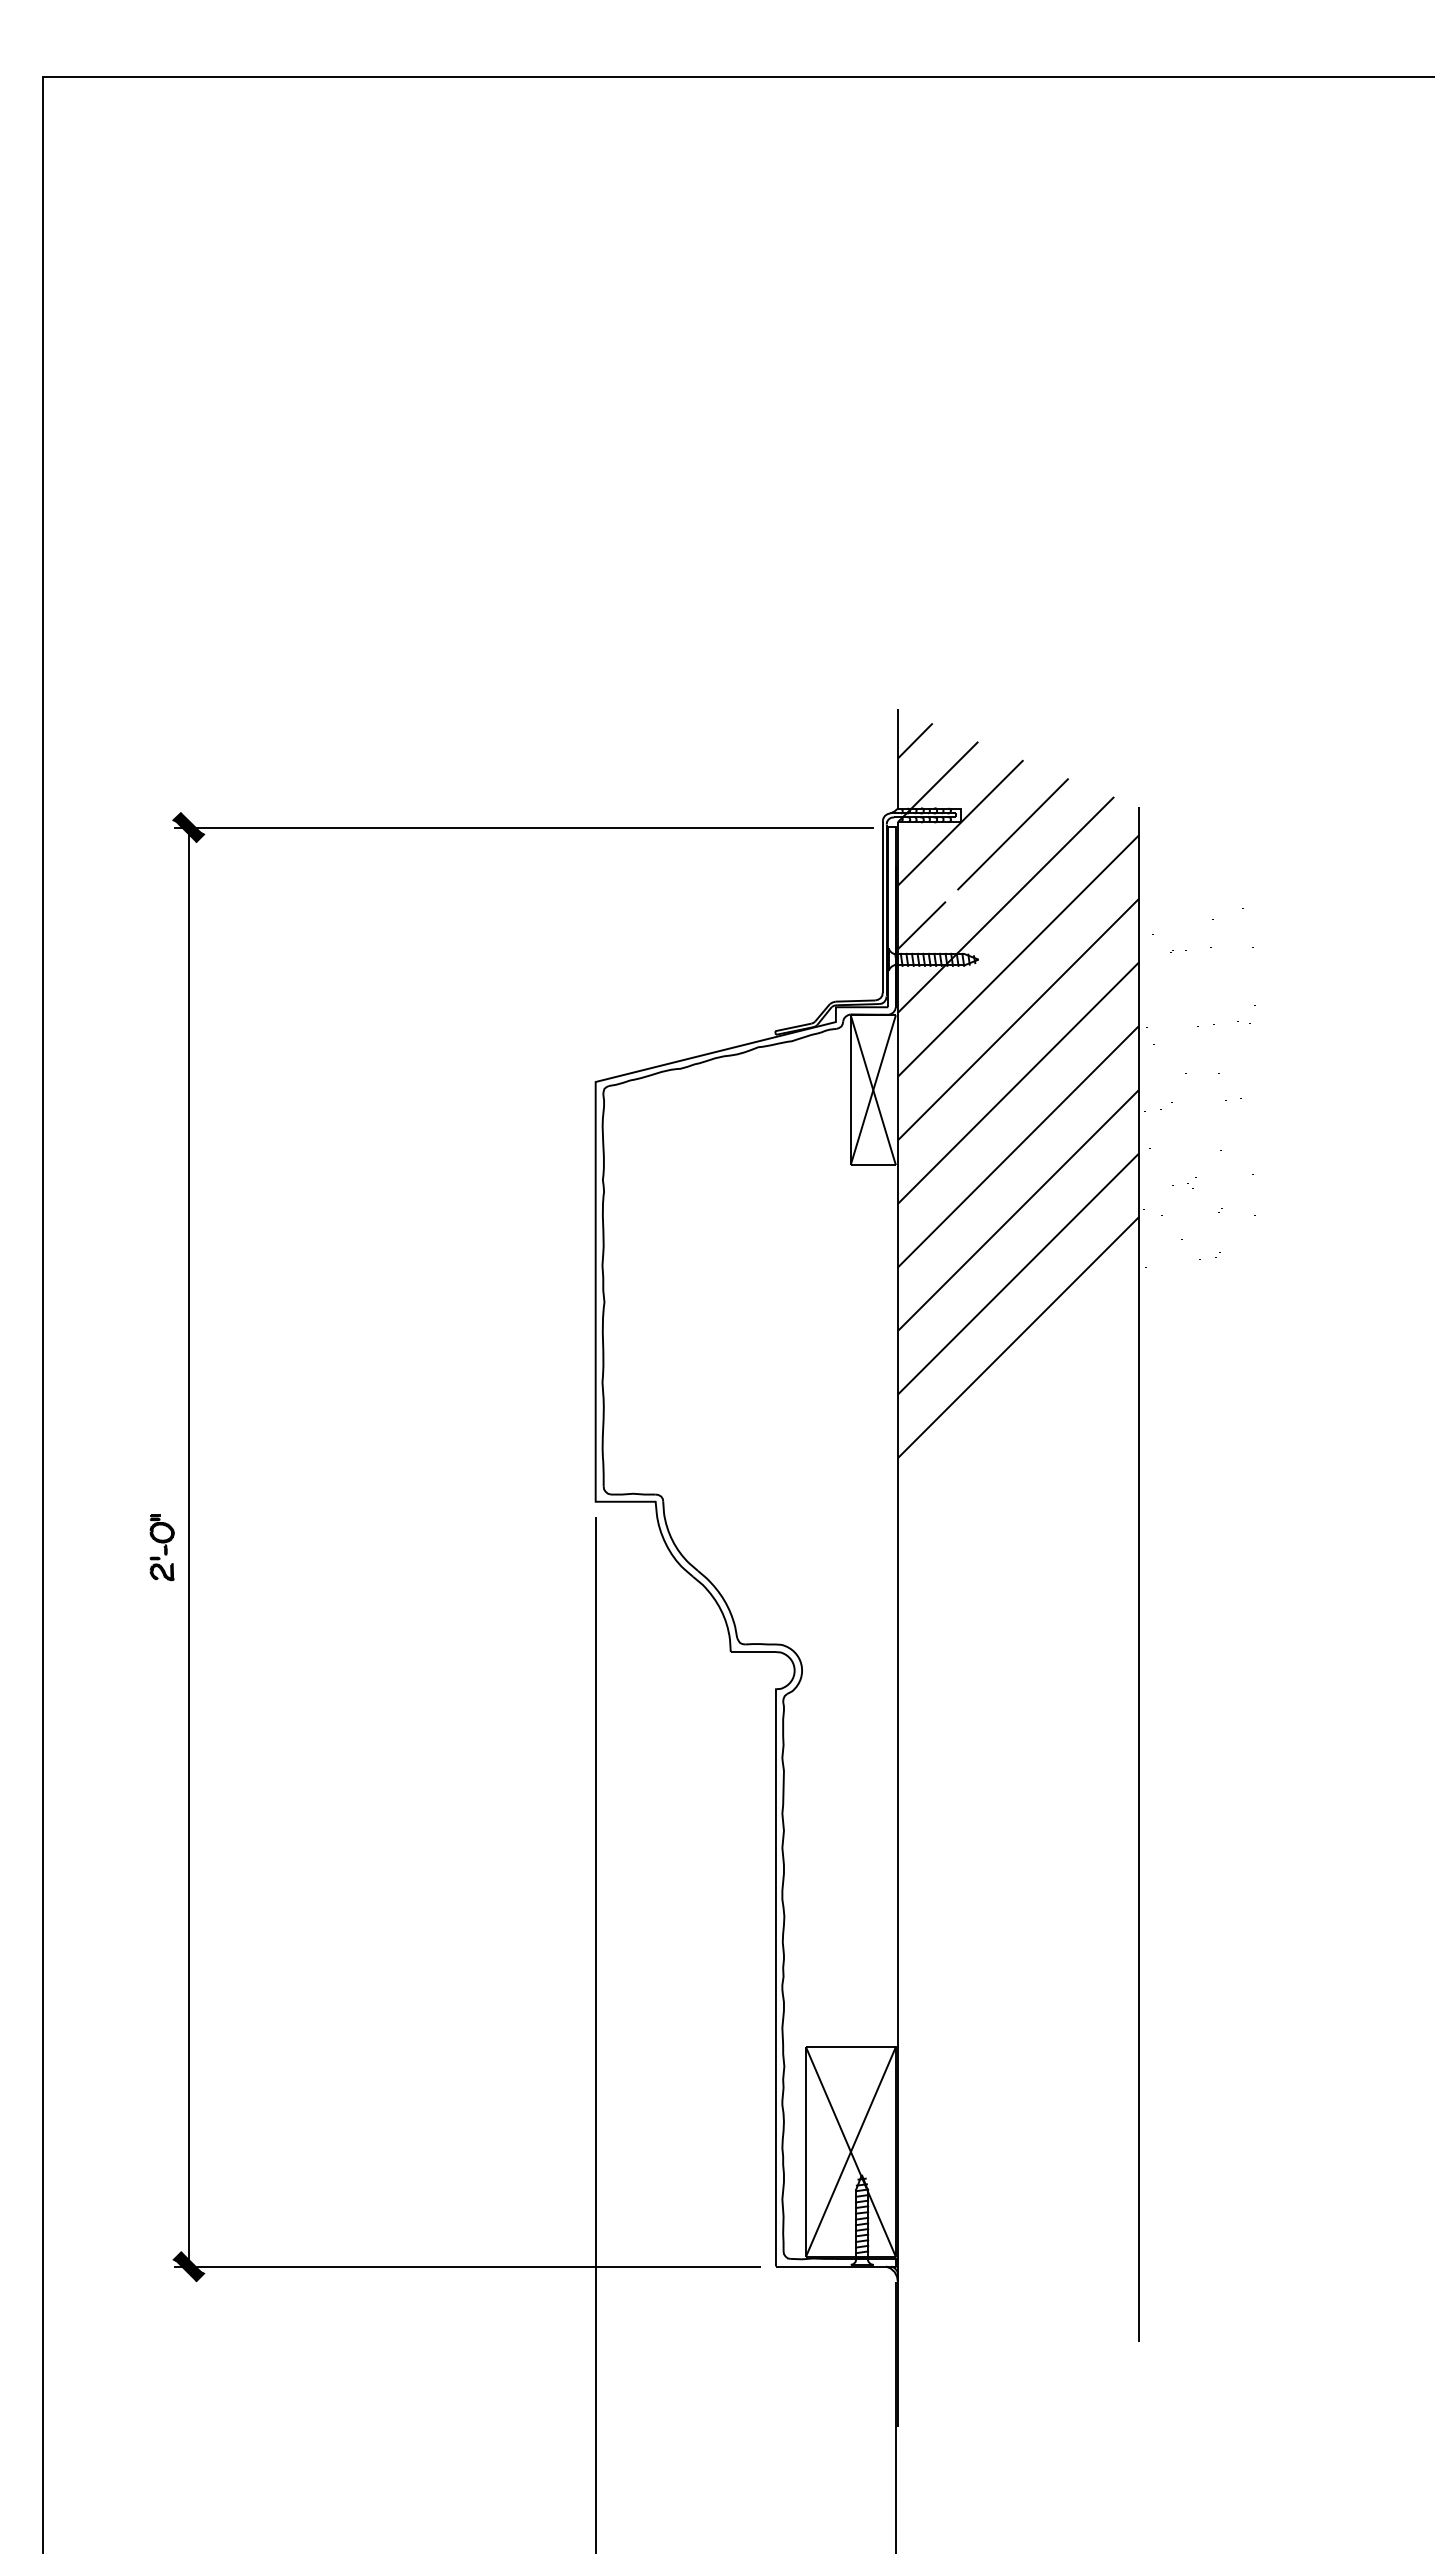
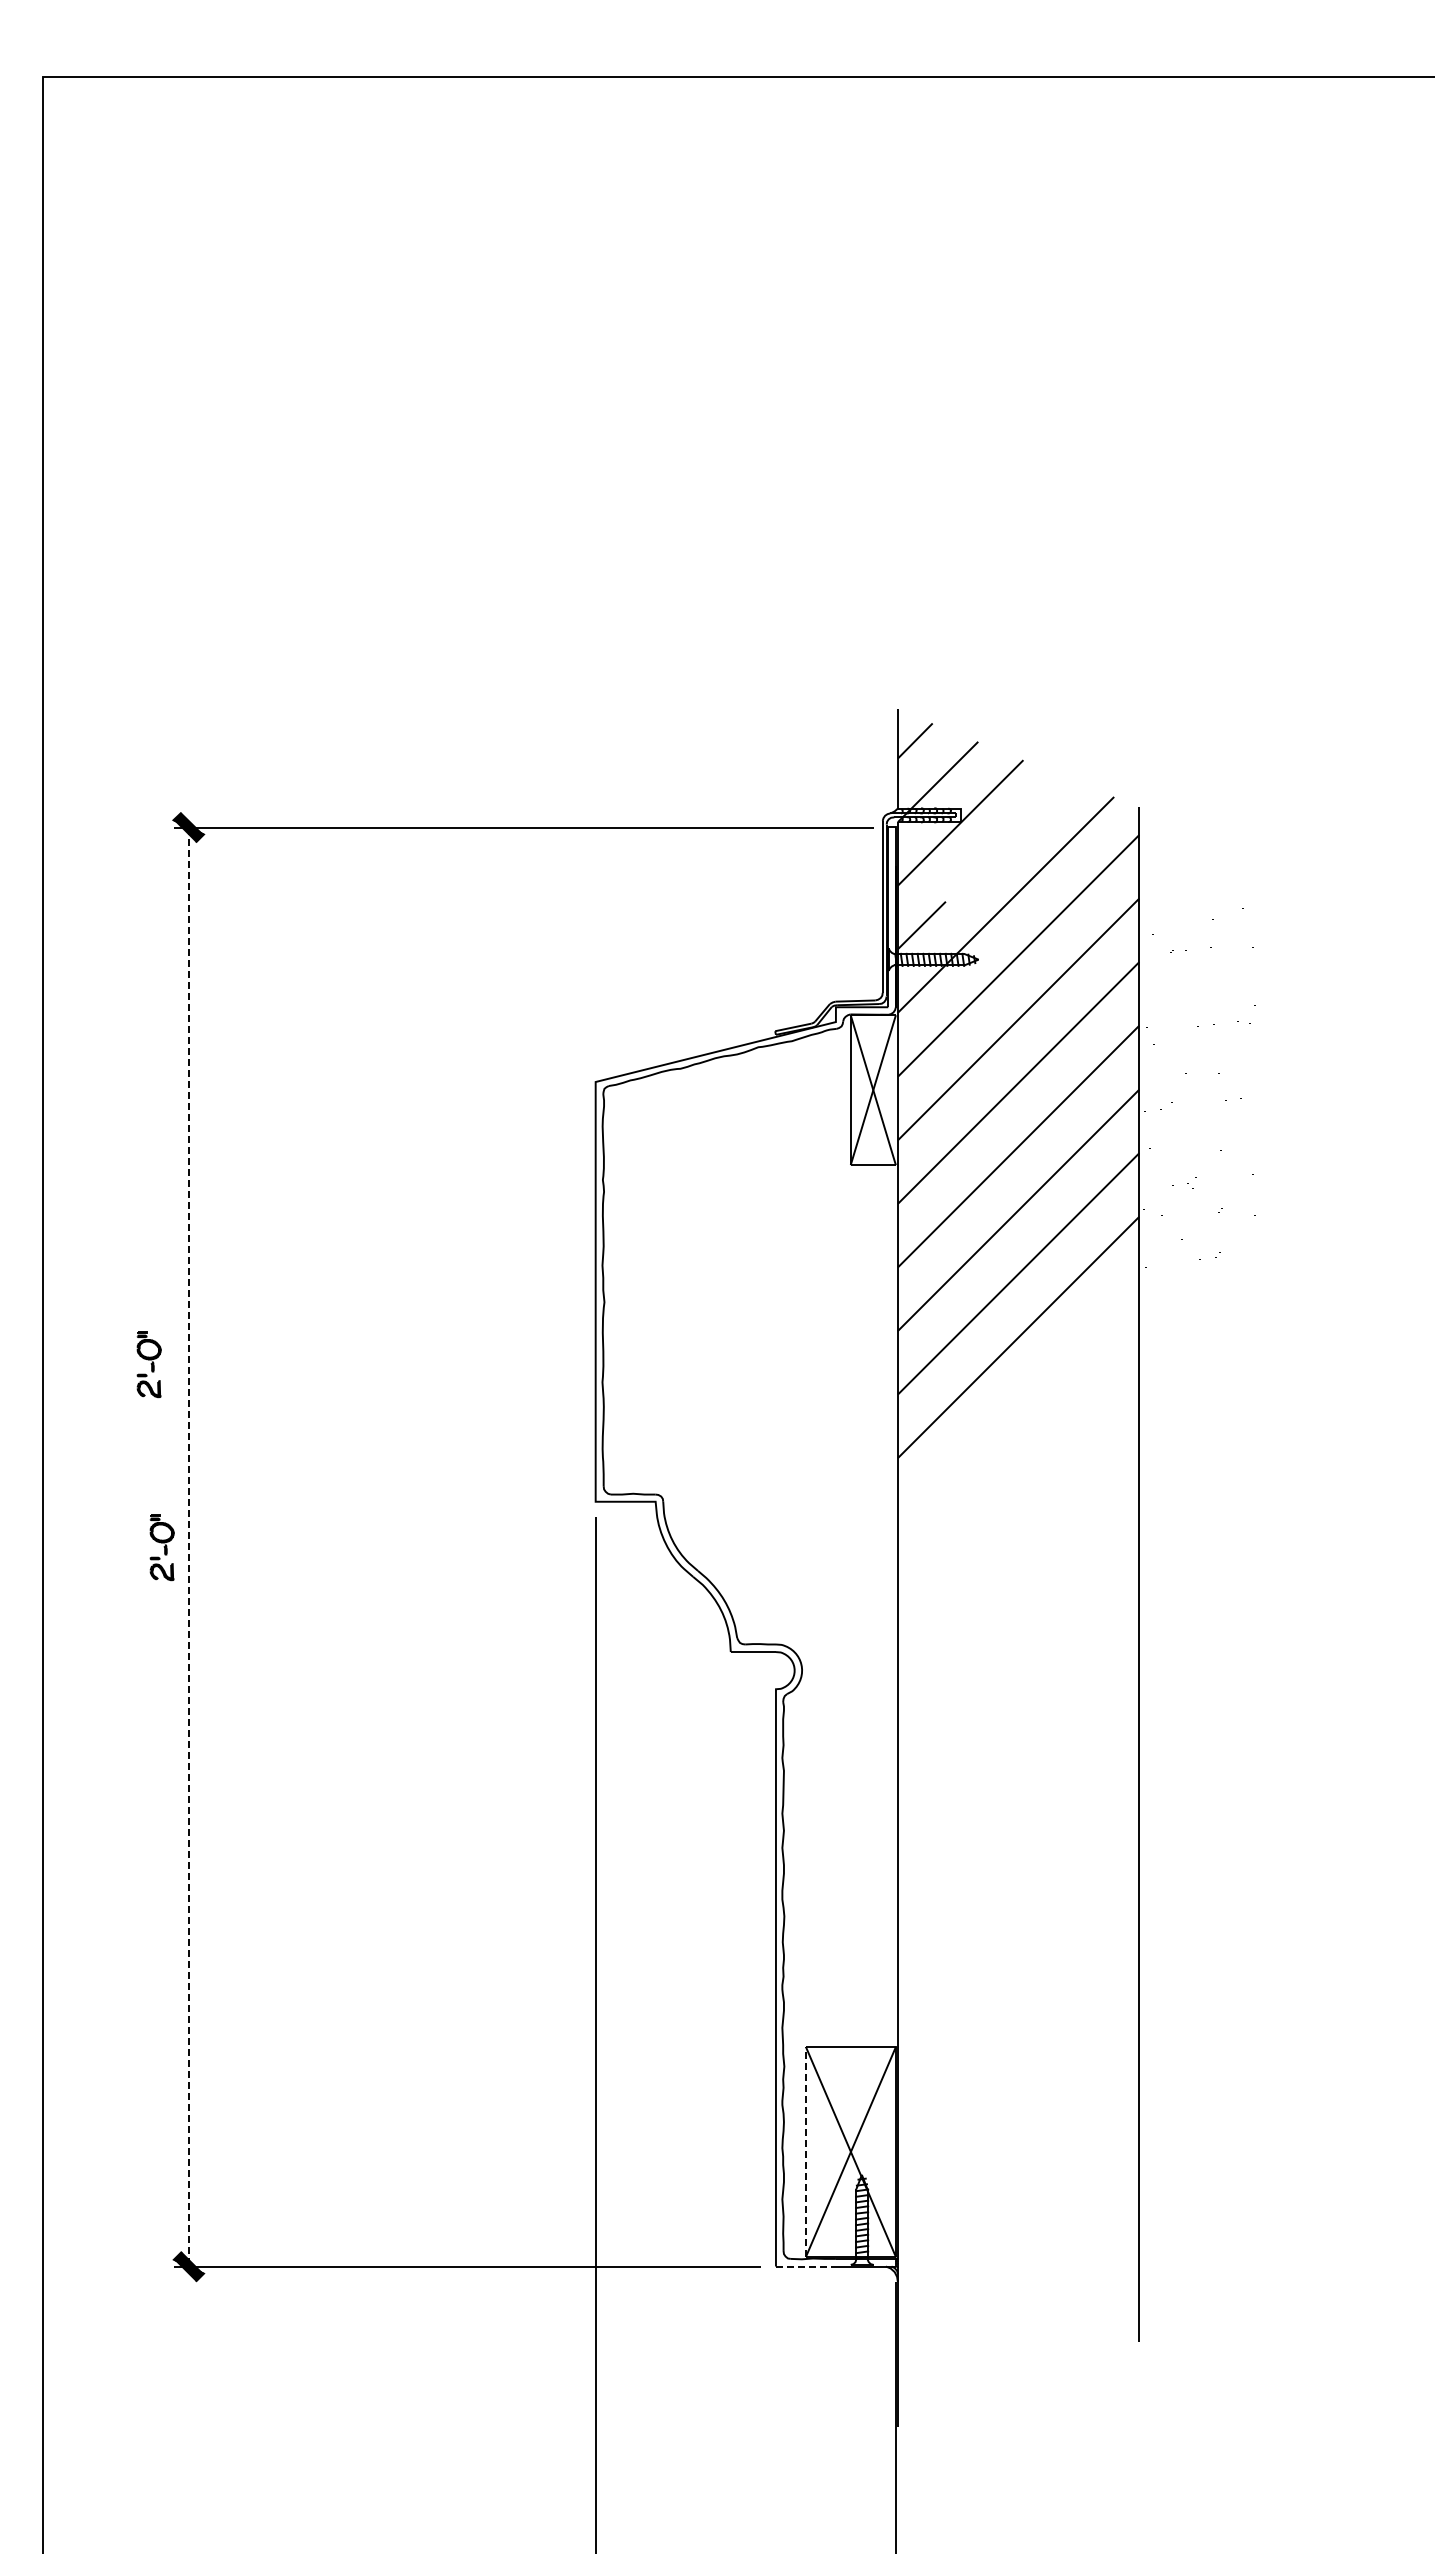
line: present -> none (1012, 834)
part: none -> present (148, 1364)
line: solid -> dashed (188, 1547)
line: solid -> dashed (805, 2151)
line: solid -> dashed (805, 2266)
